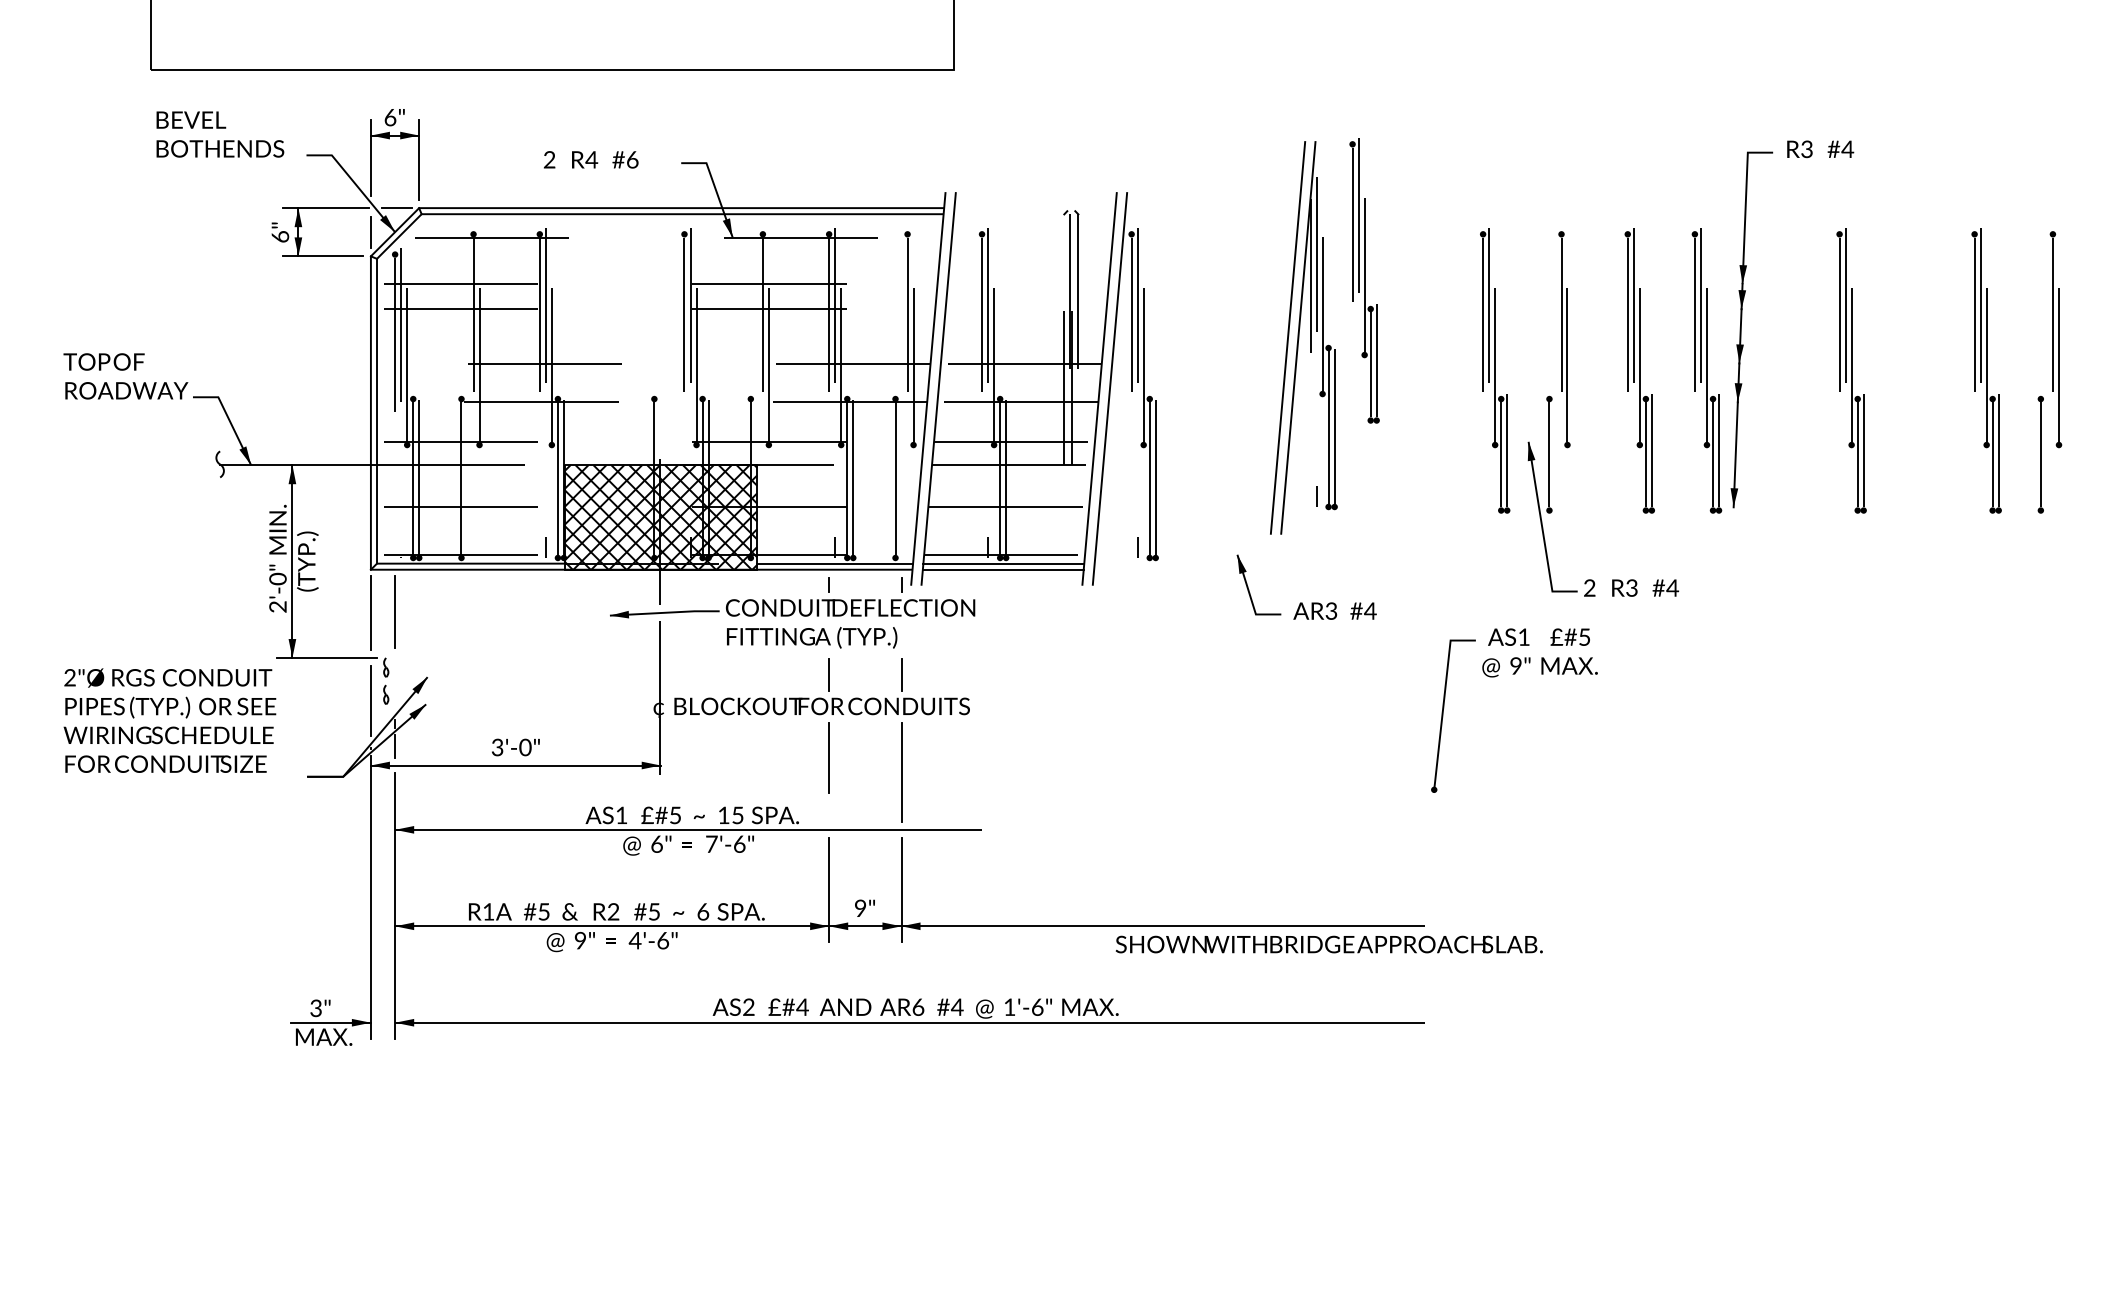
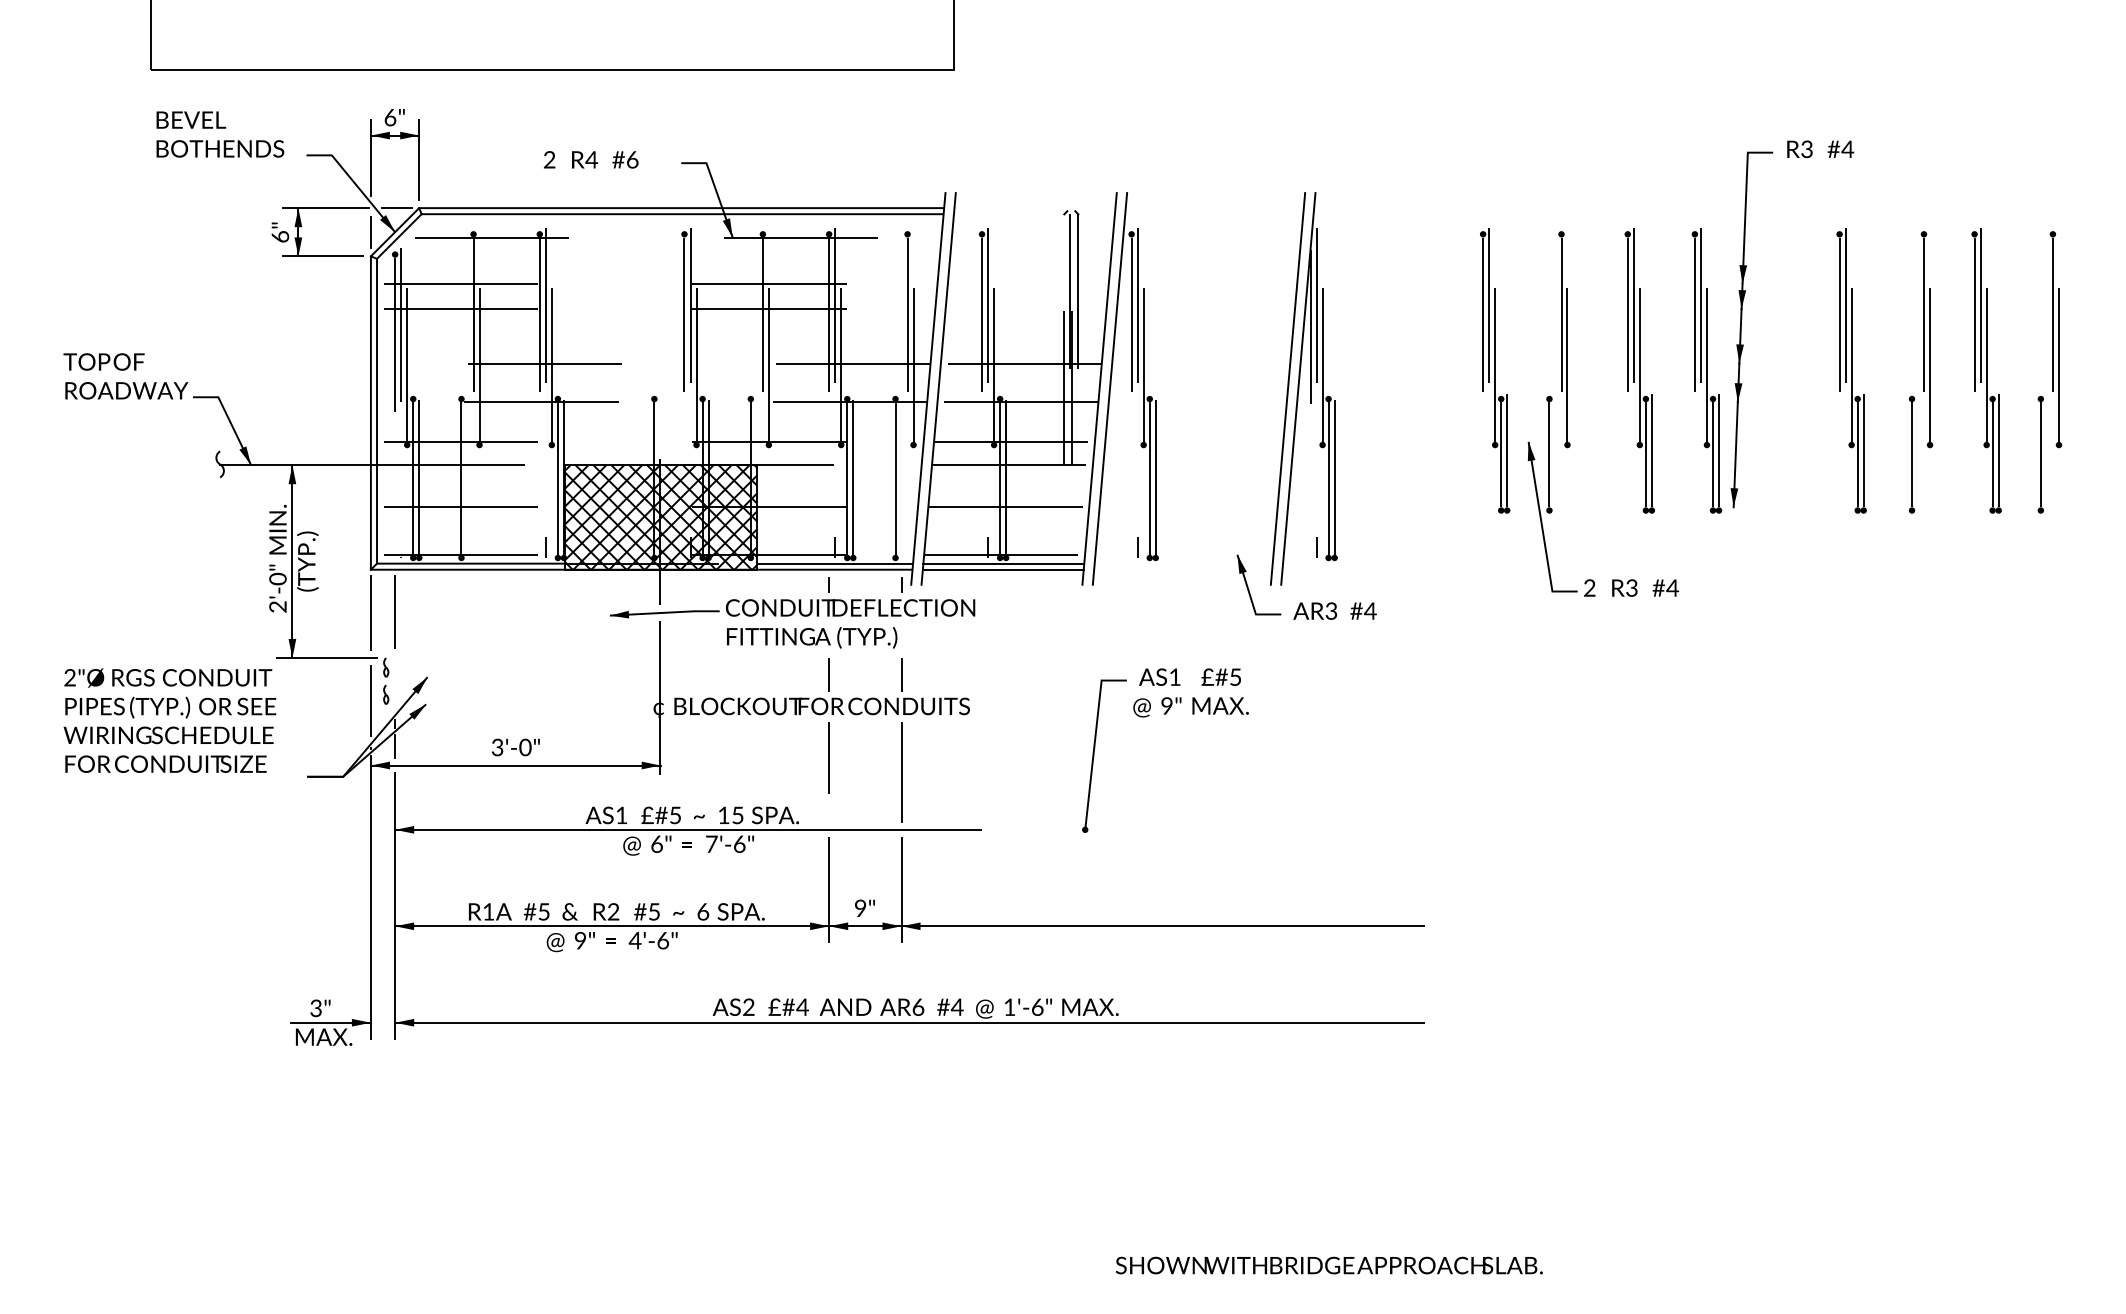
part: present -> none (1364, 280)
part position: (1303, 337) -> (1303, 388) (1303, 388)
part: none -> present (1920, 372)
part position: (1514, 674) -> (1165, 714) (1165, 714)
text position: (1328, 944) -> (1328, 1265) (1328, 1265)
